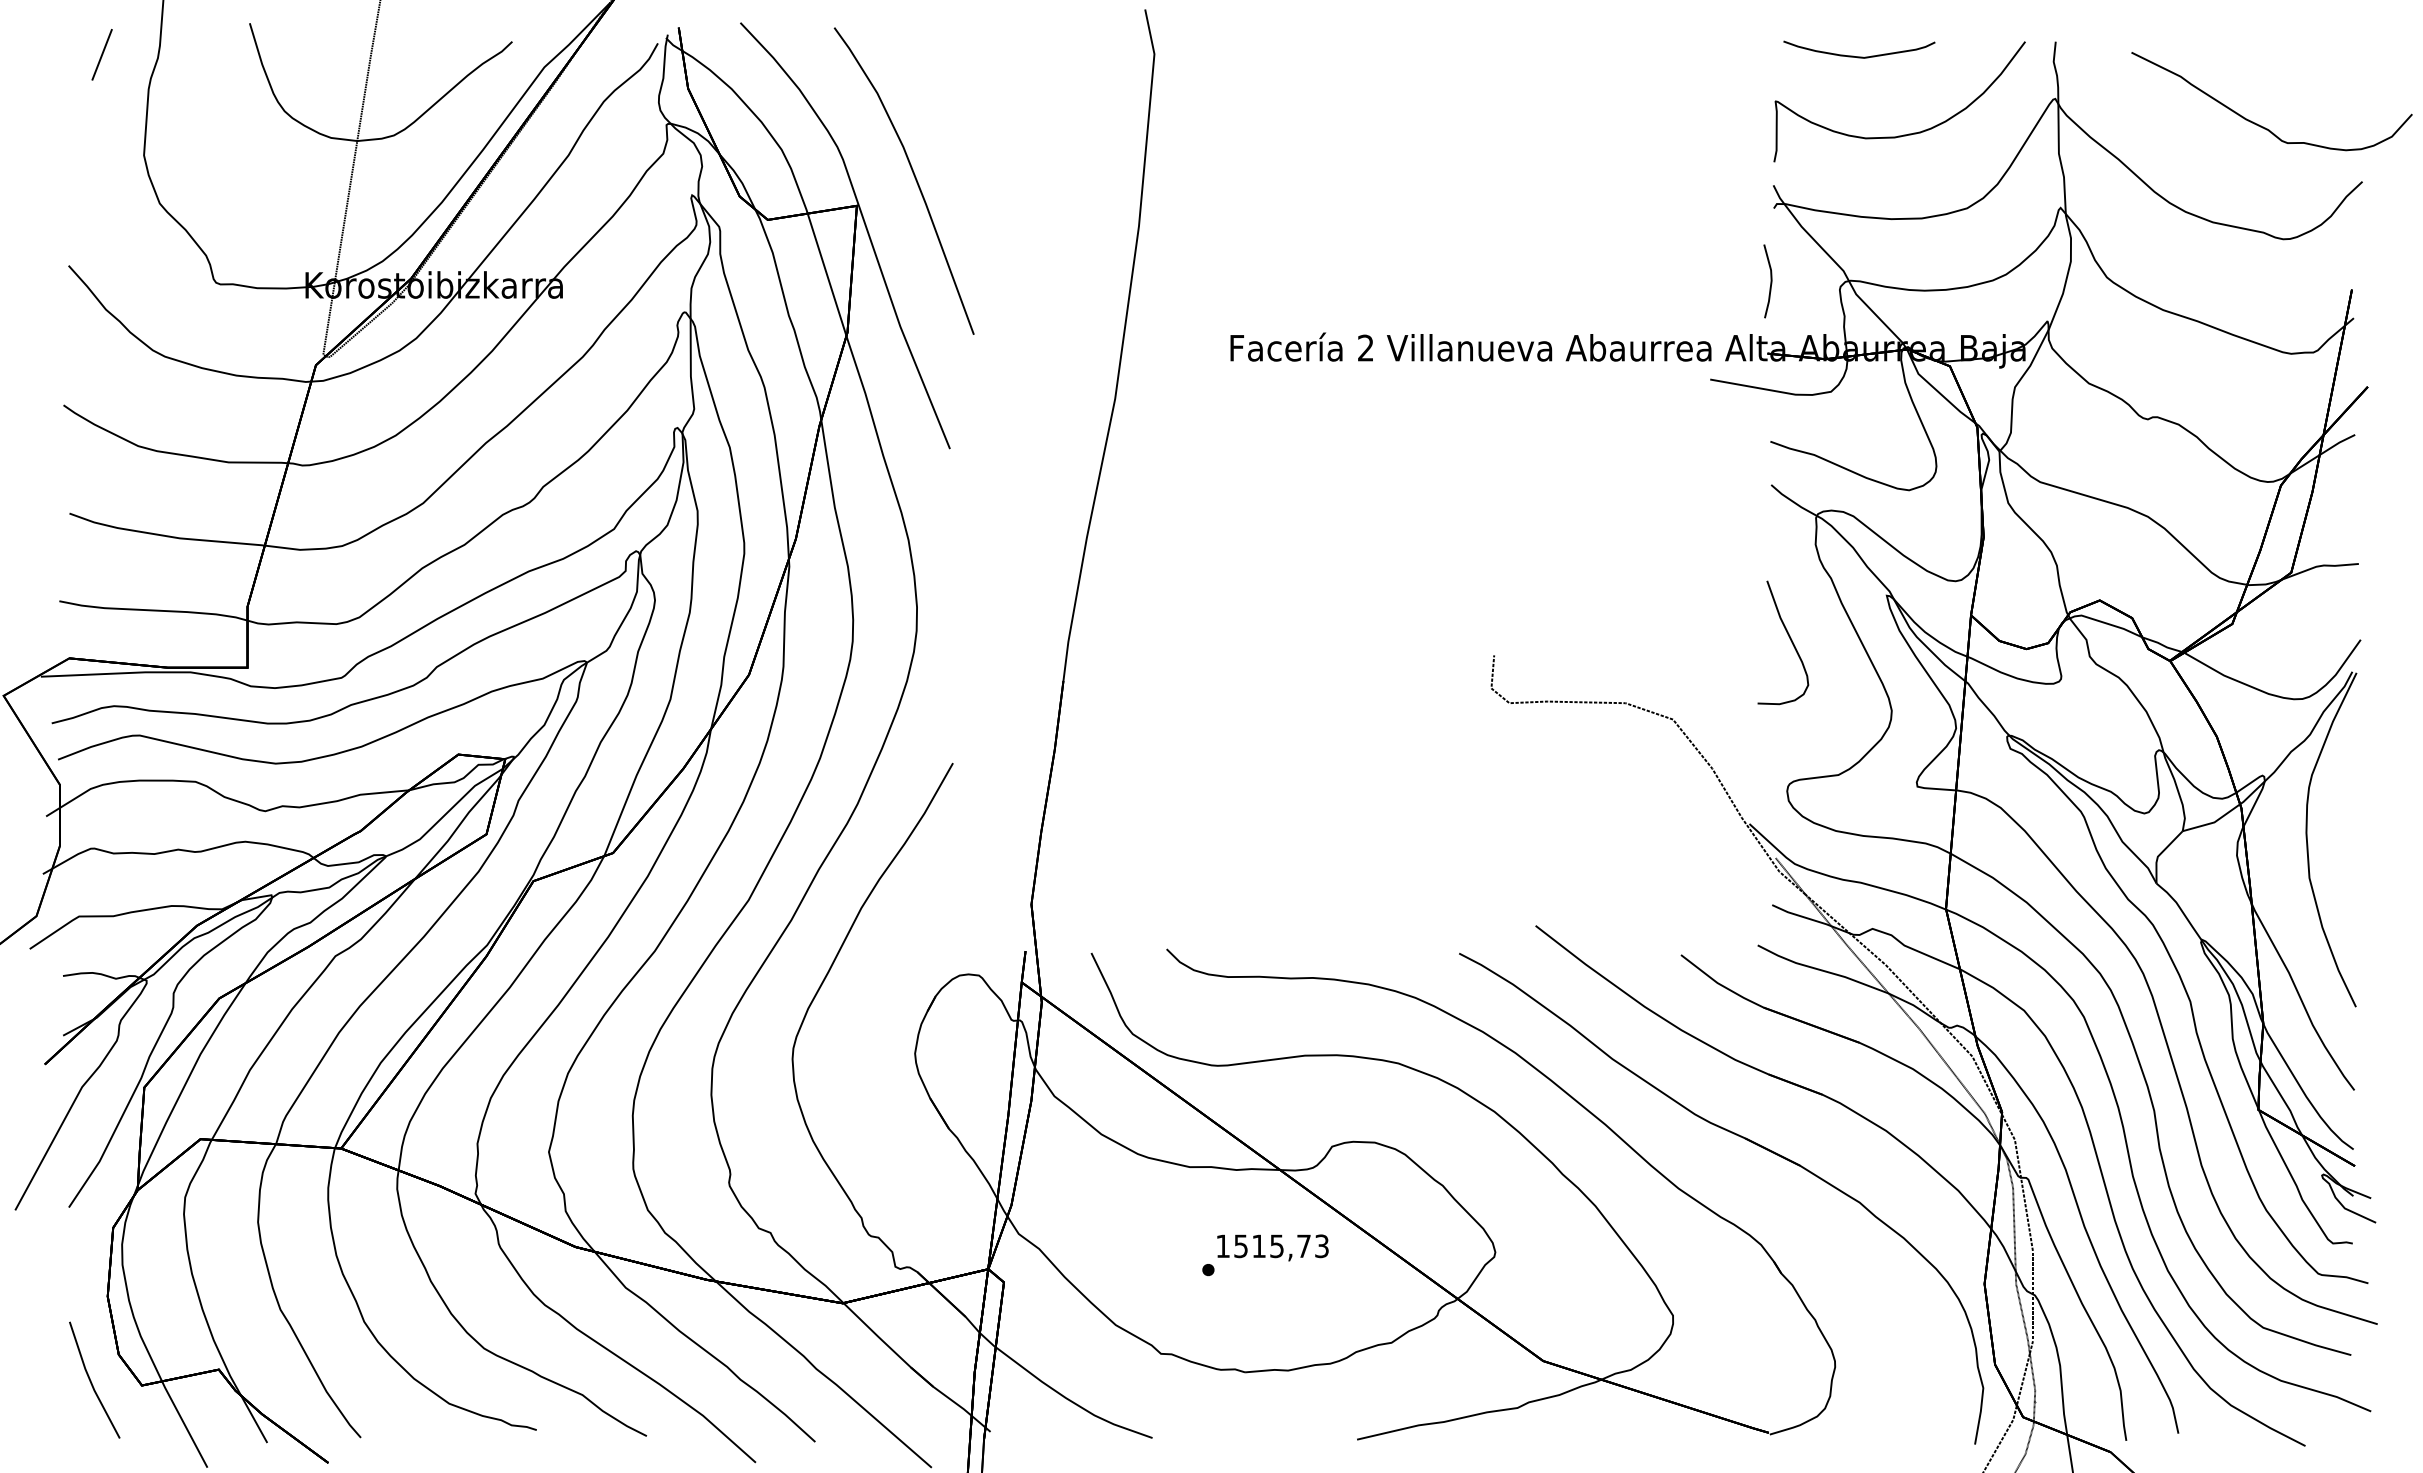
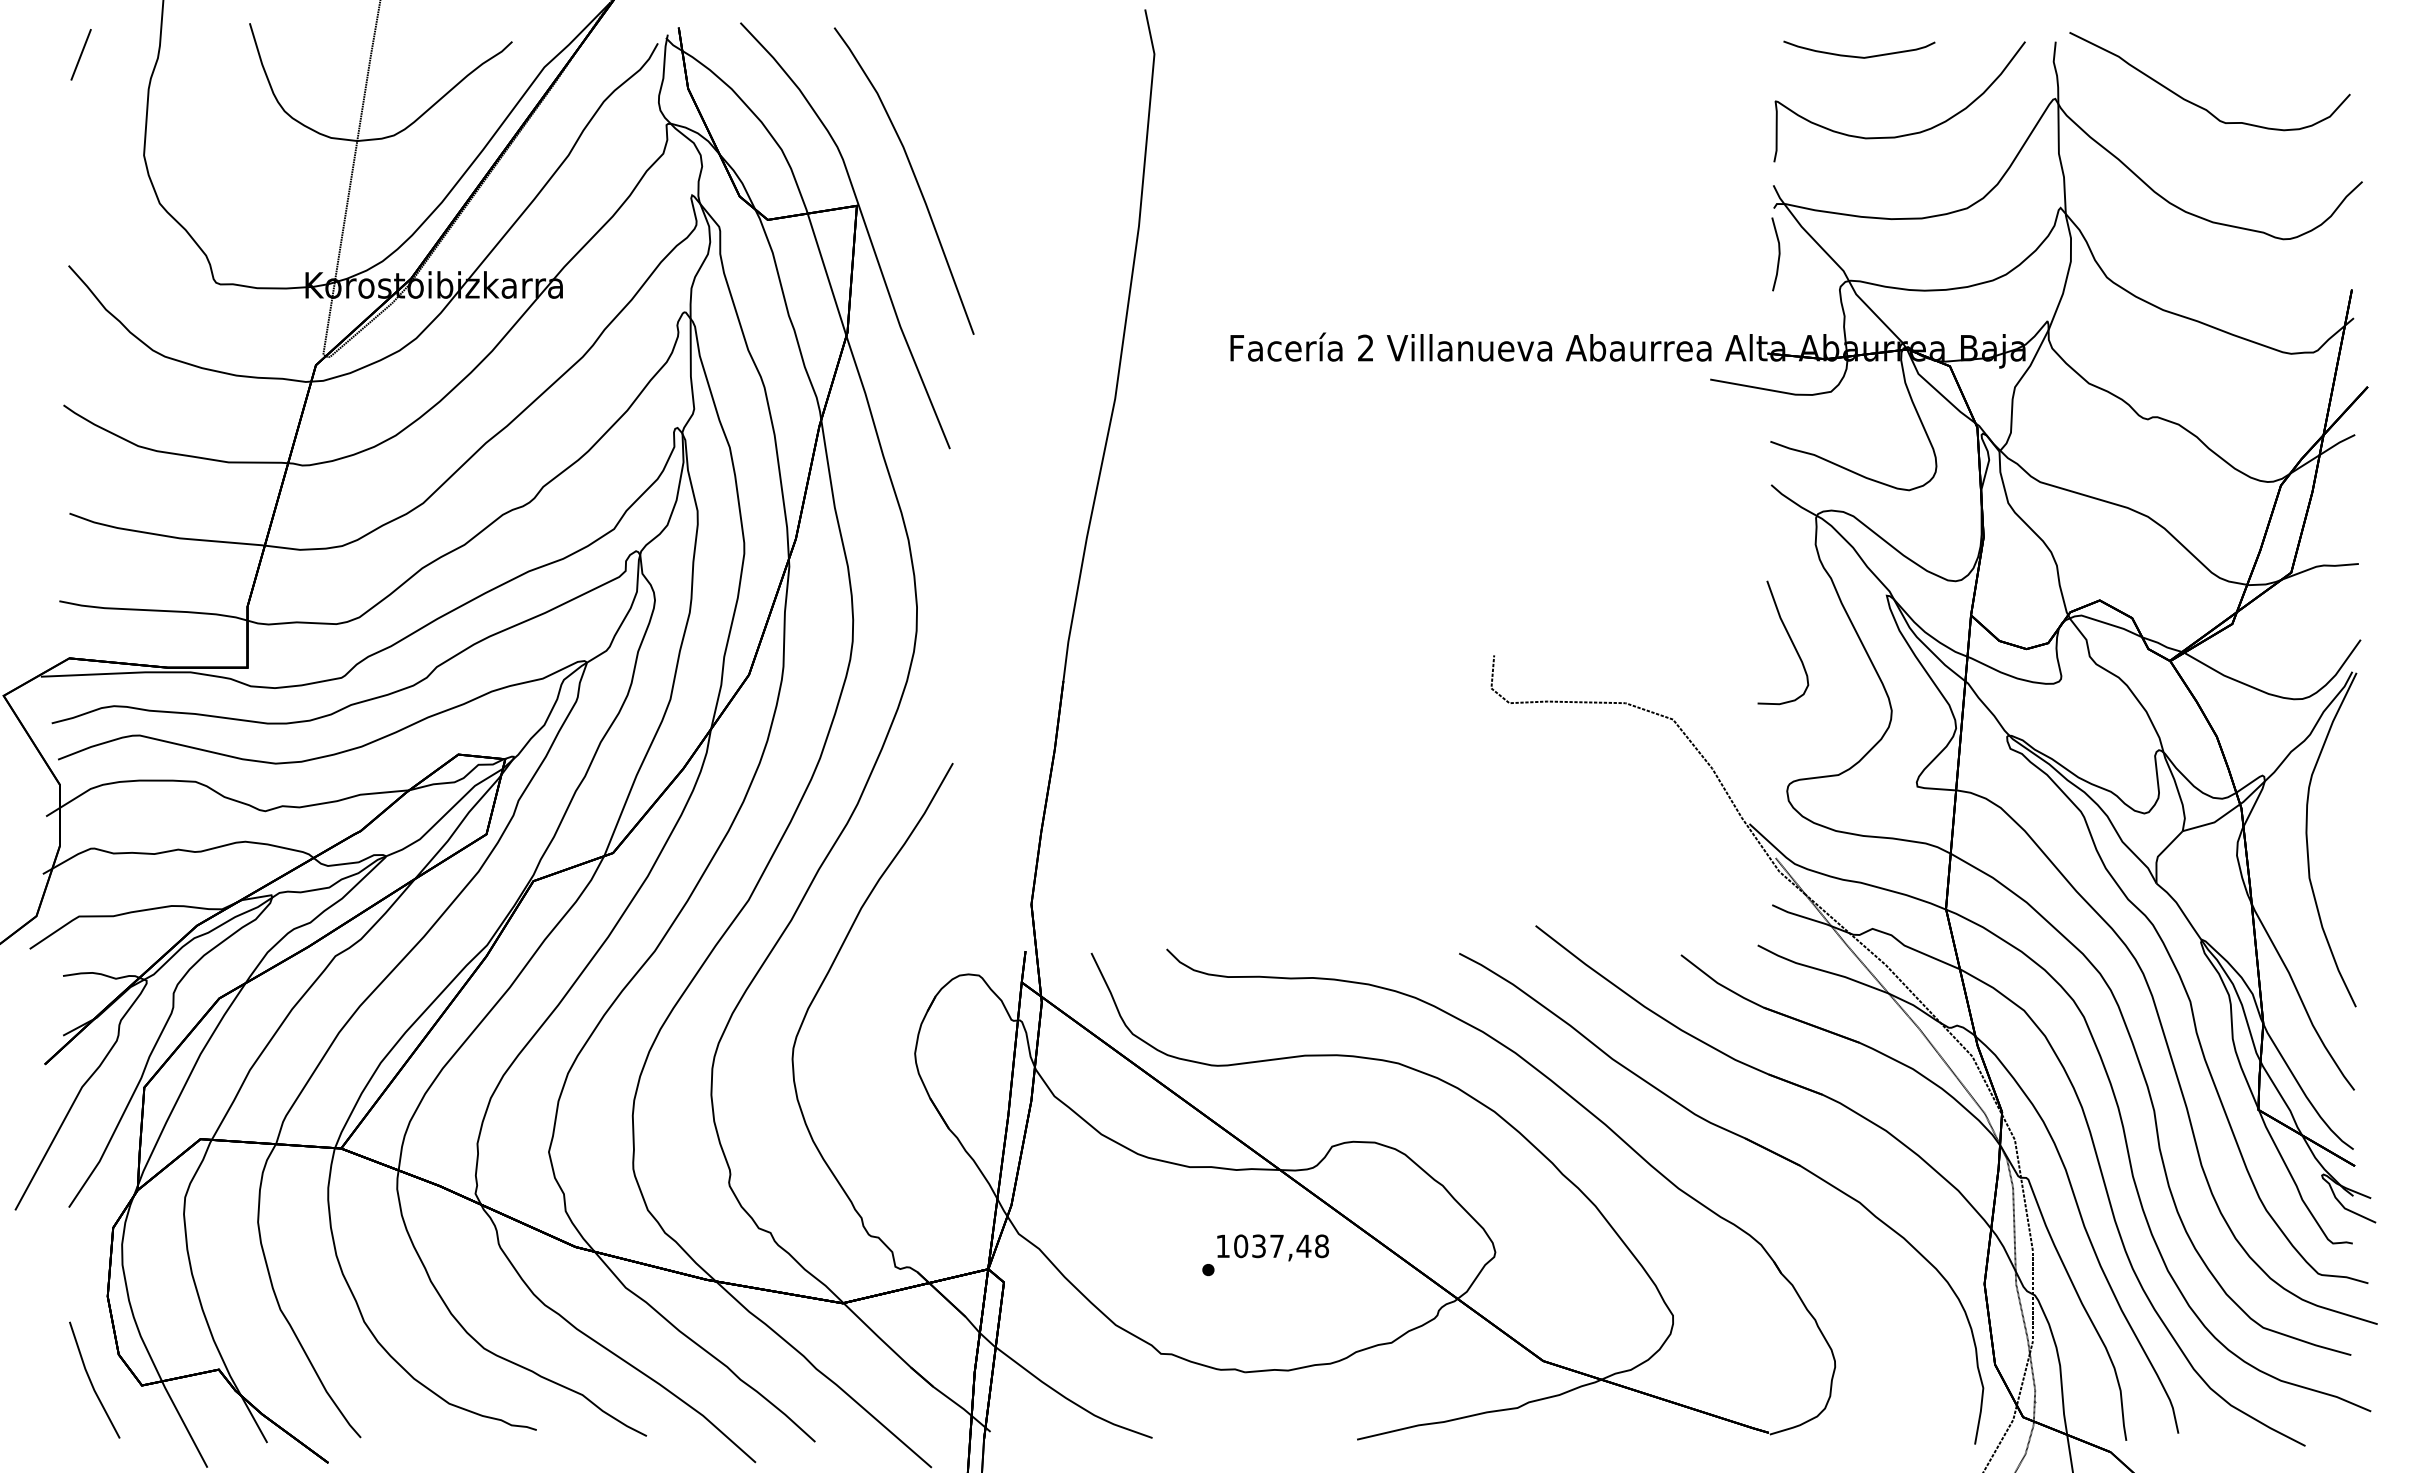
line position: (101, 54) -> (80, 54) (80, 54)
curve position: (2259, 124) -> (2197, 104) (2197, 104)
line position: (1770, 281) -> (1778, 254) (1778, 254)
text: 1515,73 -> 1037,48 (1281, 1246)
